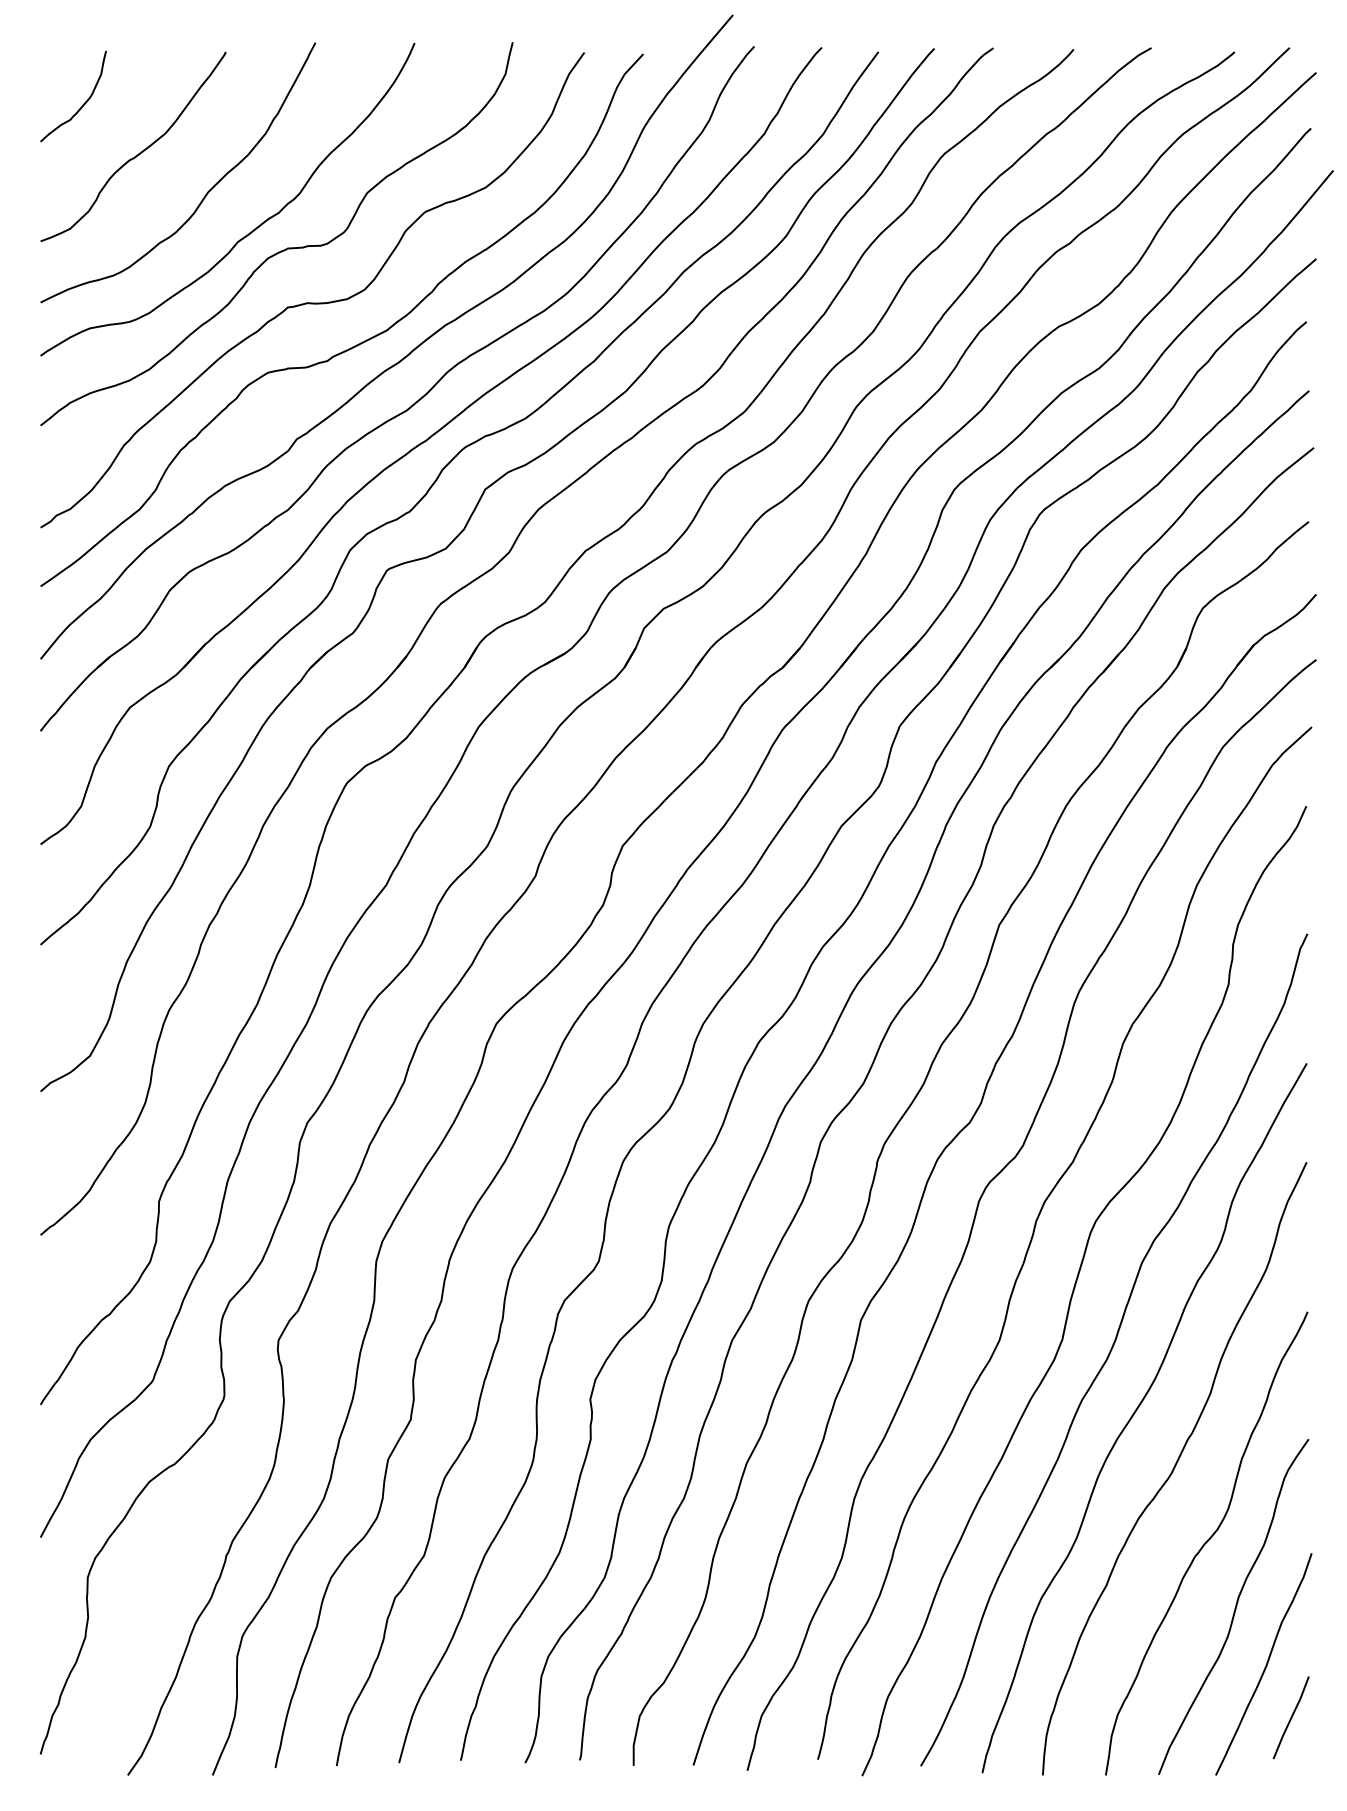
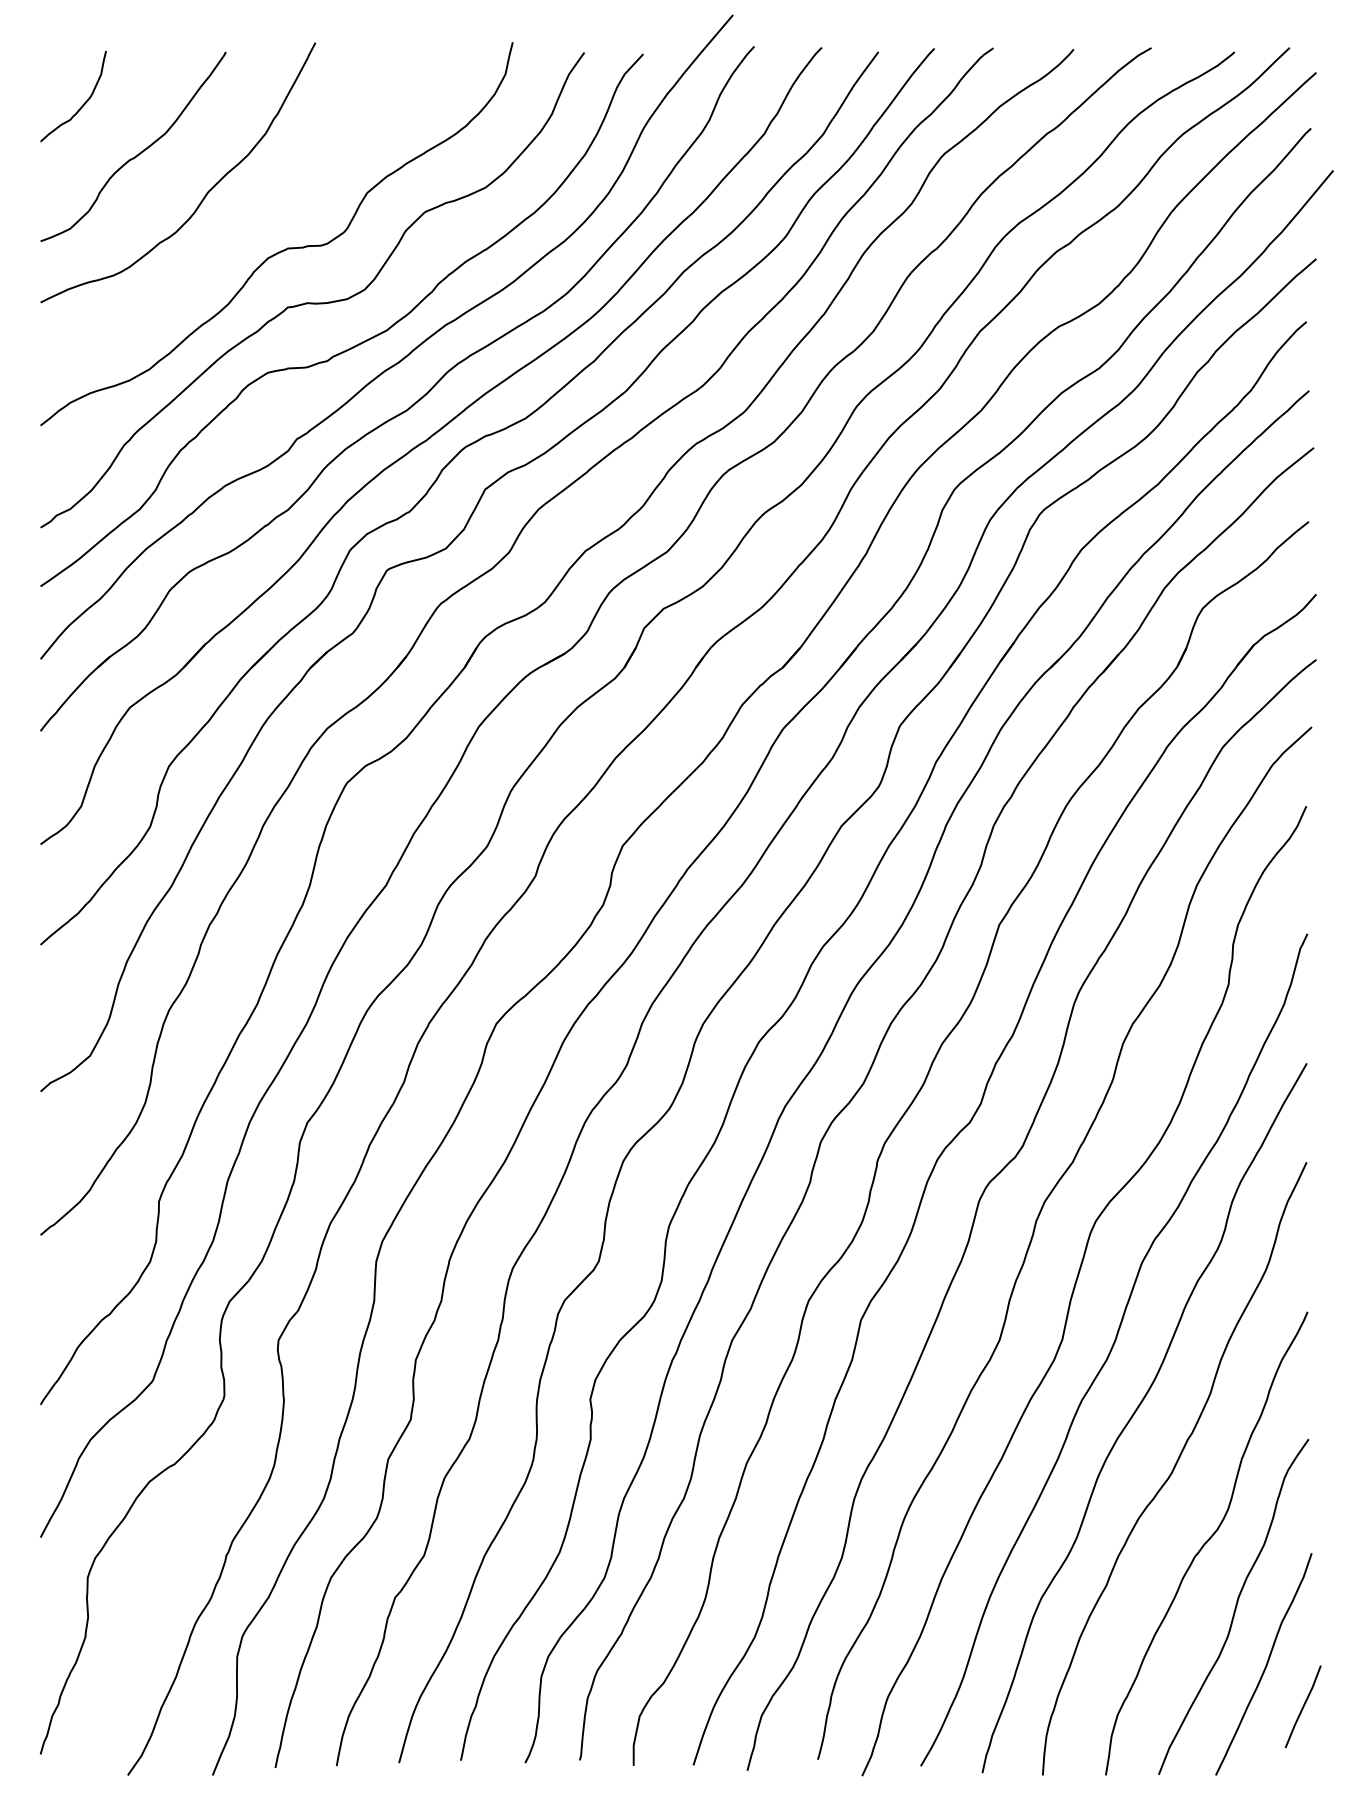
curve: present -> none (250, 231)
curve position: (1290, 1717) -> (1302, 1706) (1302, 1706)
